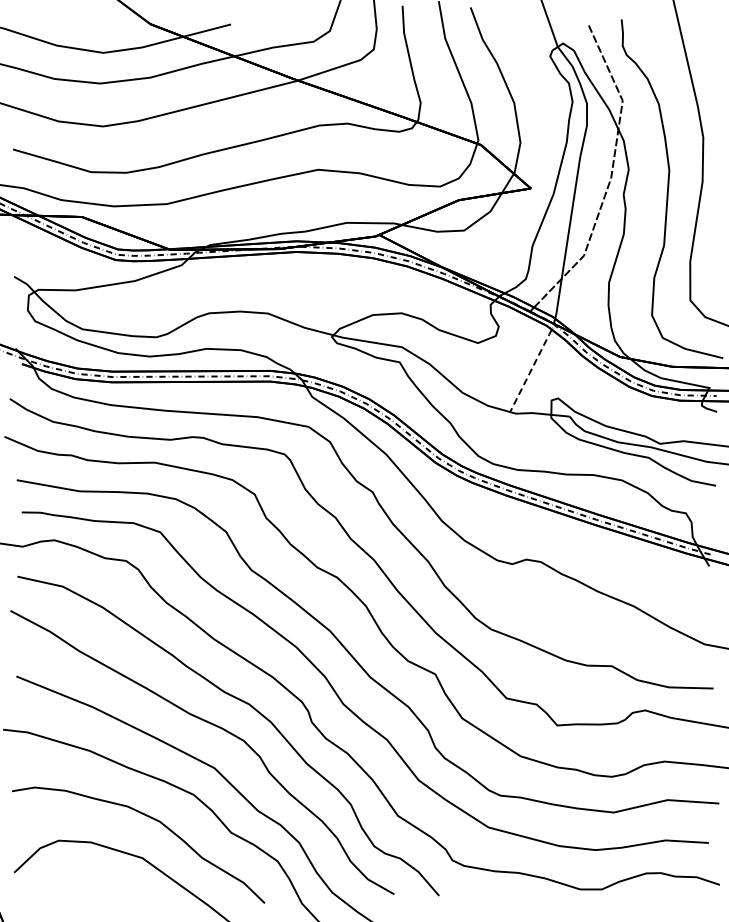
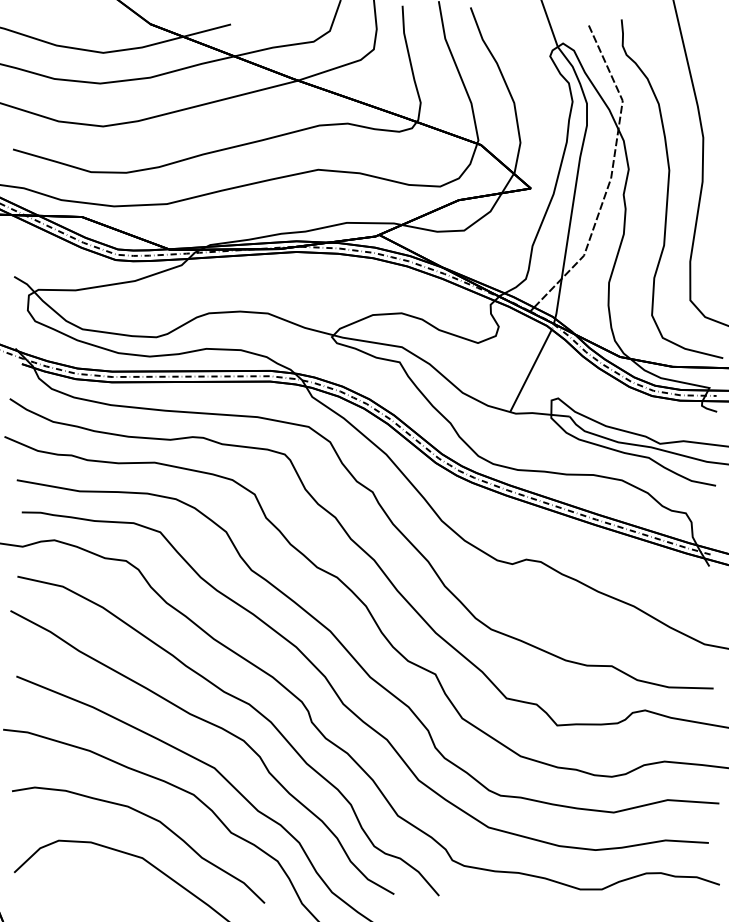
line: dashed -> solid (531, 370)
